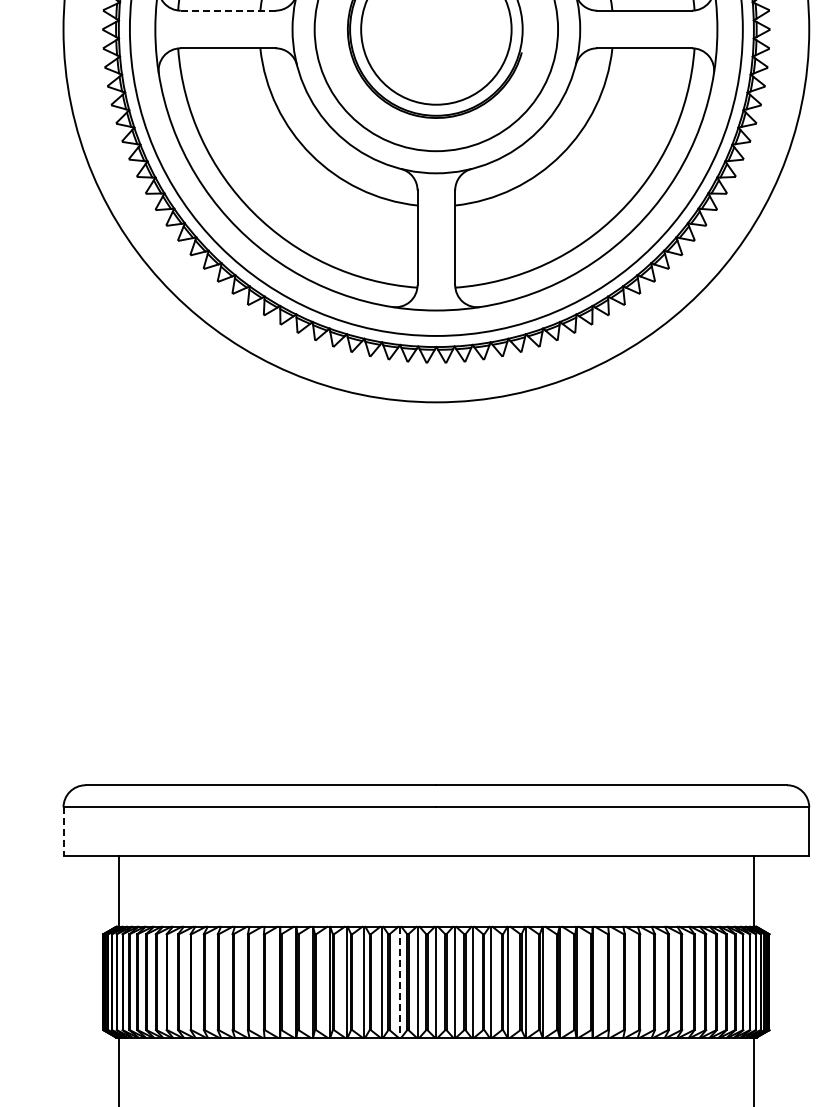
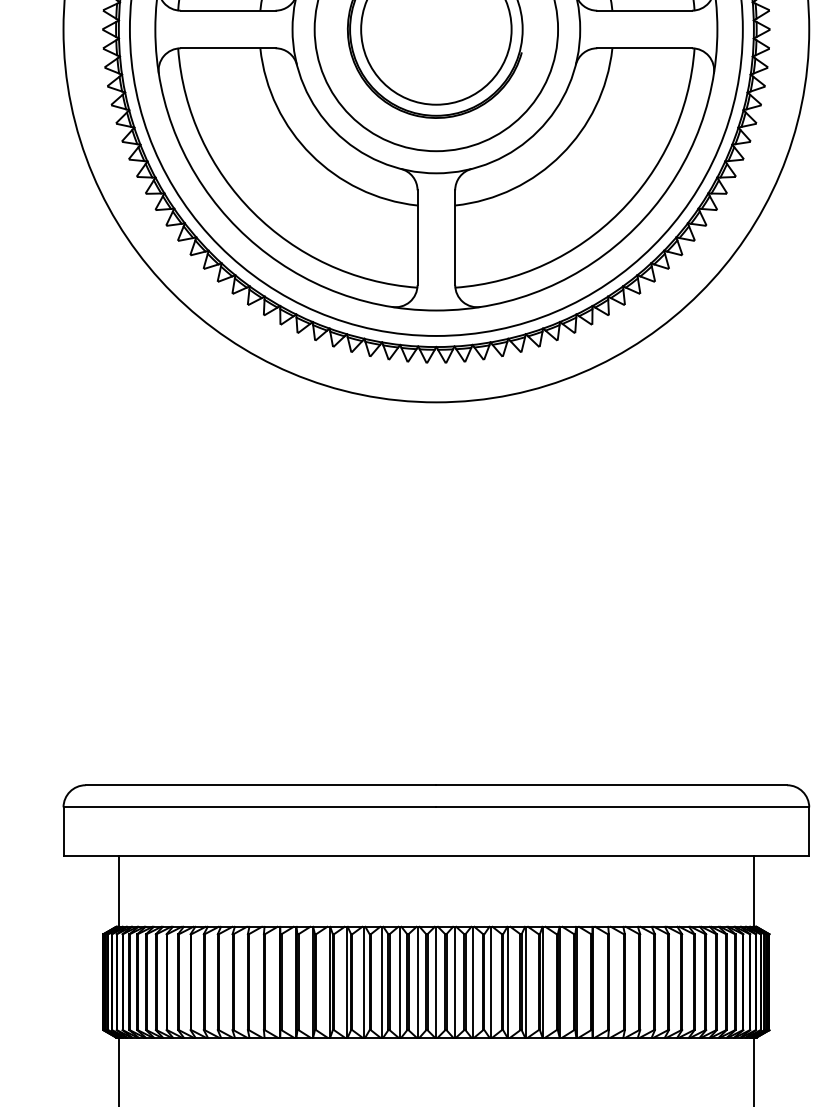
line: dashed -> solid (227, 10)
line: dashed -> solid (63, 832)
line: dashed -> solid (400, 982)
